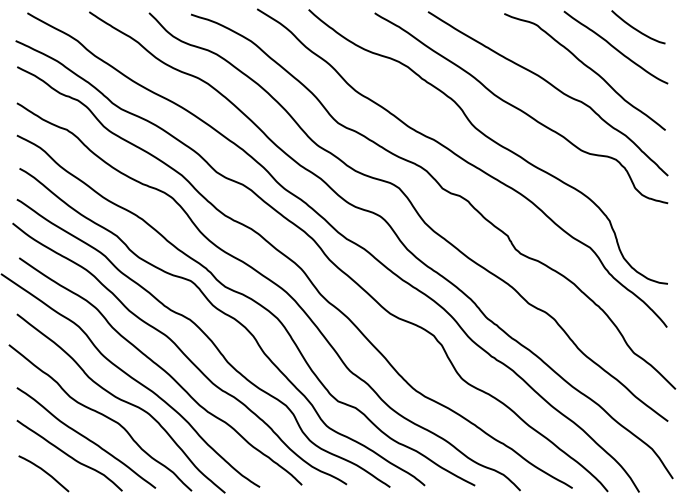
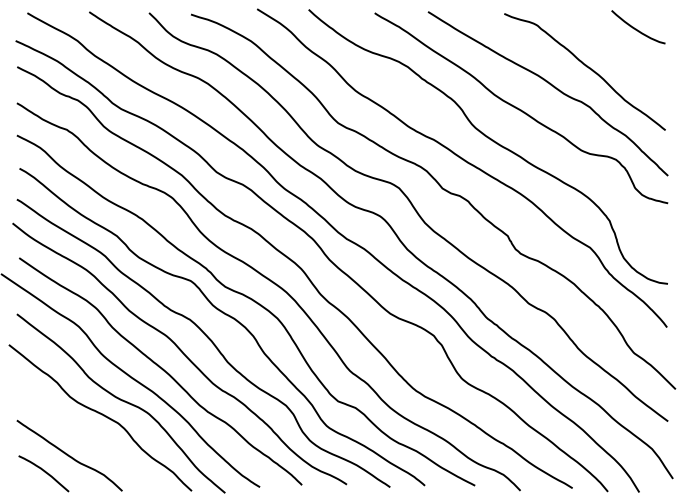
curve: present -> none (615, 47)
curve: present -> none (86, 437)
